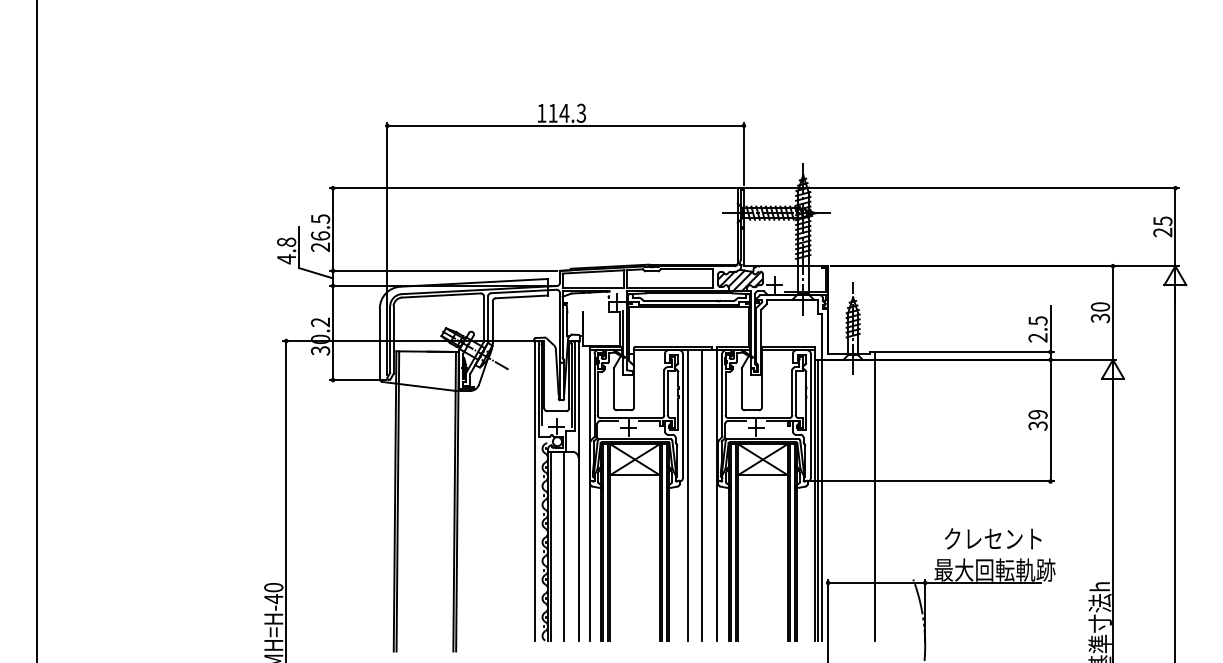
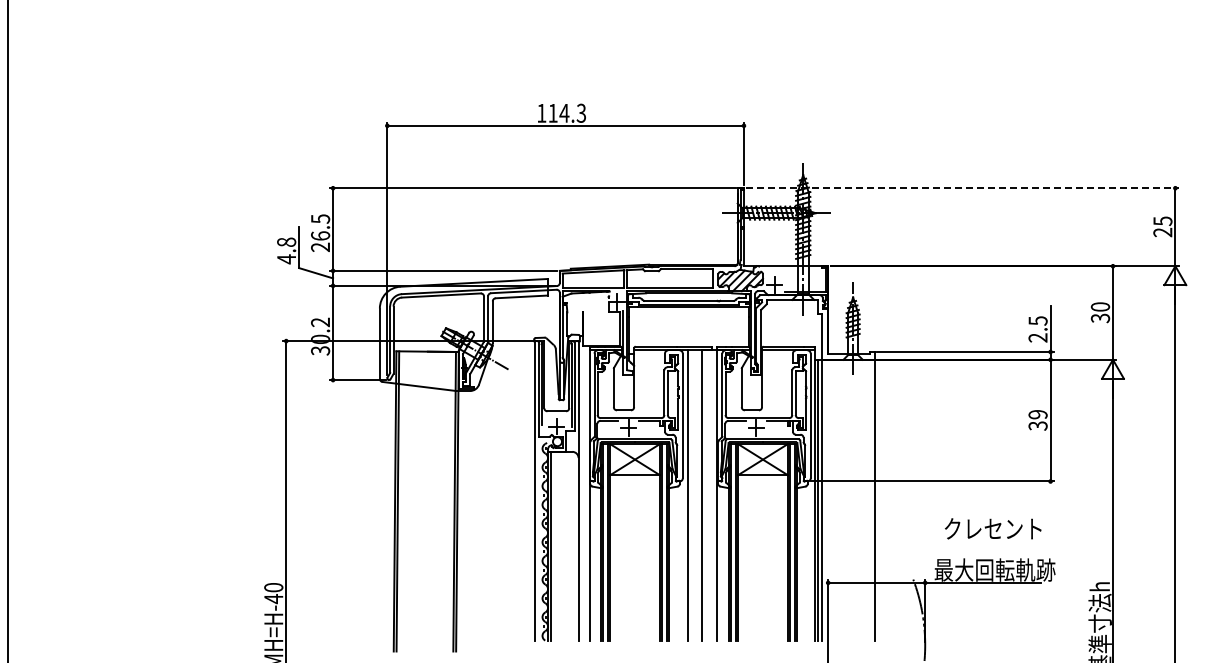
line: solid -> dashed (962, 188)
line position: (36, 330) -> (7, 330) (7, 330)
text position: (993, 538) -> (993, 528) (993, 528)
line: present -> none (563, 545)
